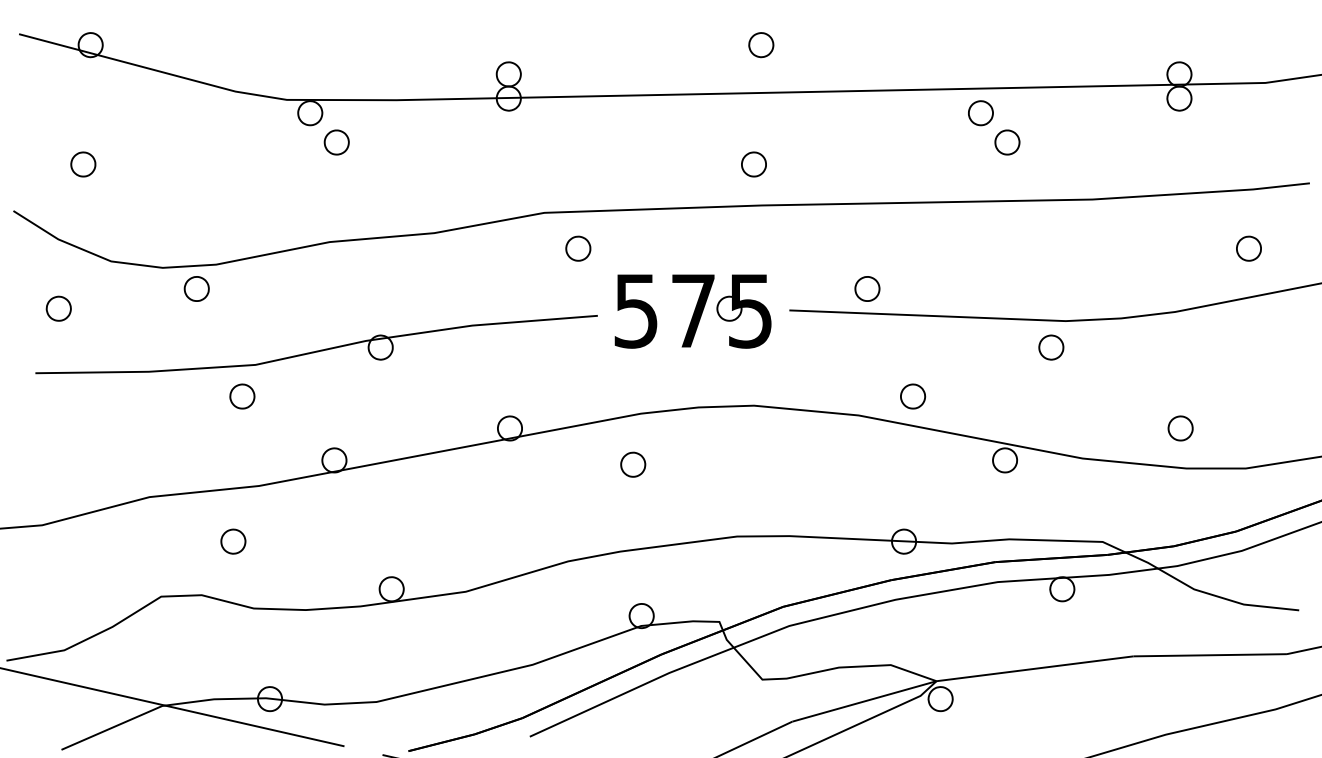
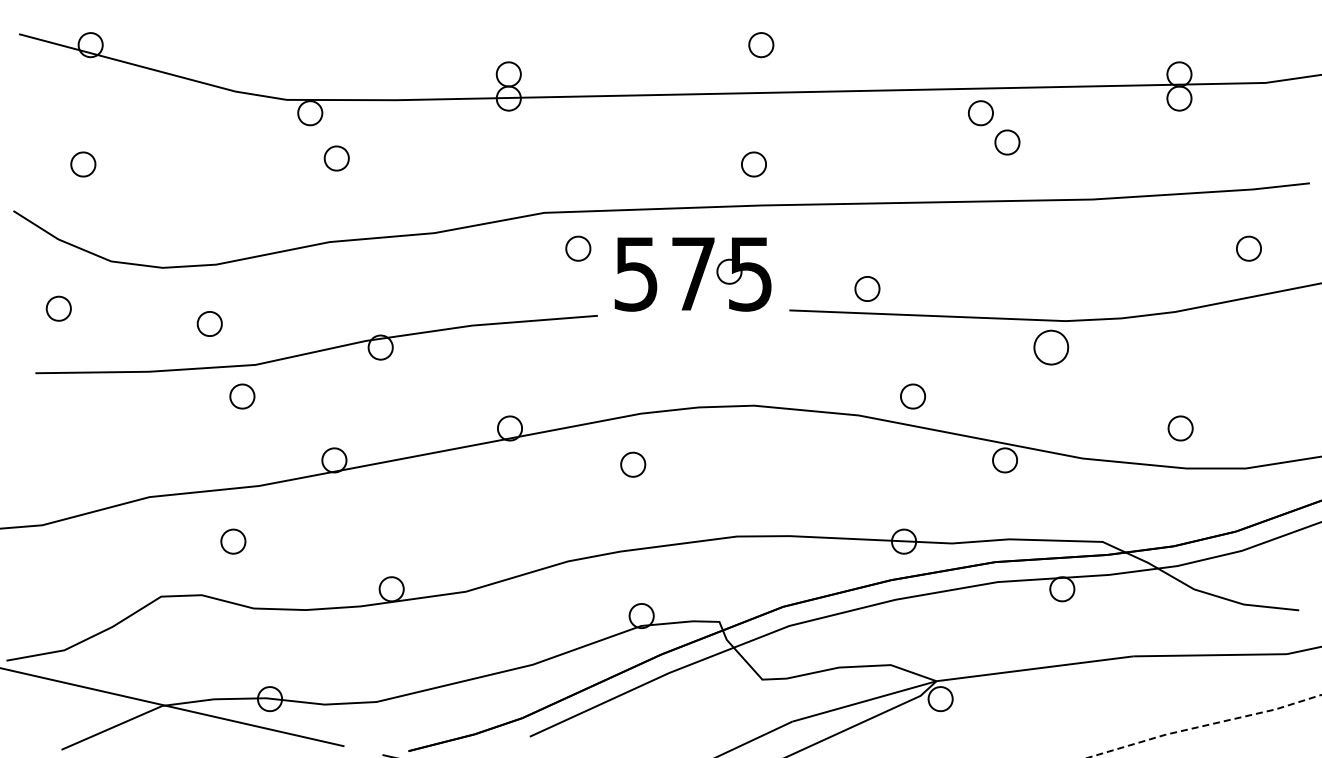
part position: (336, 142) -> (336, 158) (336, 158)
part position: (196, 288) -> (209, 323) (209, 323)
part position: (692, 311) -> (692, 274) (692, 274)
part size: 27x27 px -> 37x37 px (1051, 347)
line: solid -> dashed (1203, 725)
